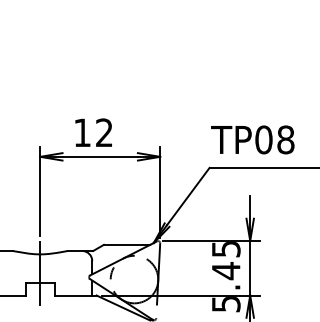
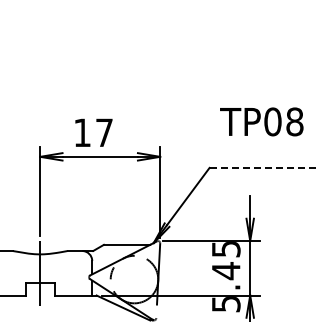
text: 12 -> 17 (104, 132)
text position: (252, 139) -> (261, 121) (261, 121)
line: solid -> dashed (264, 167)
